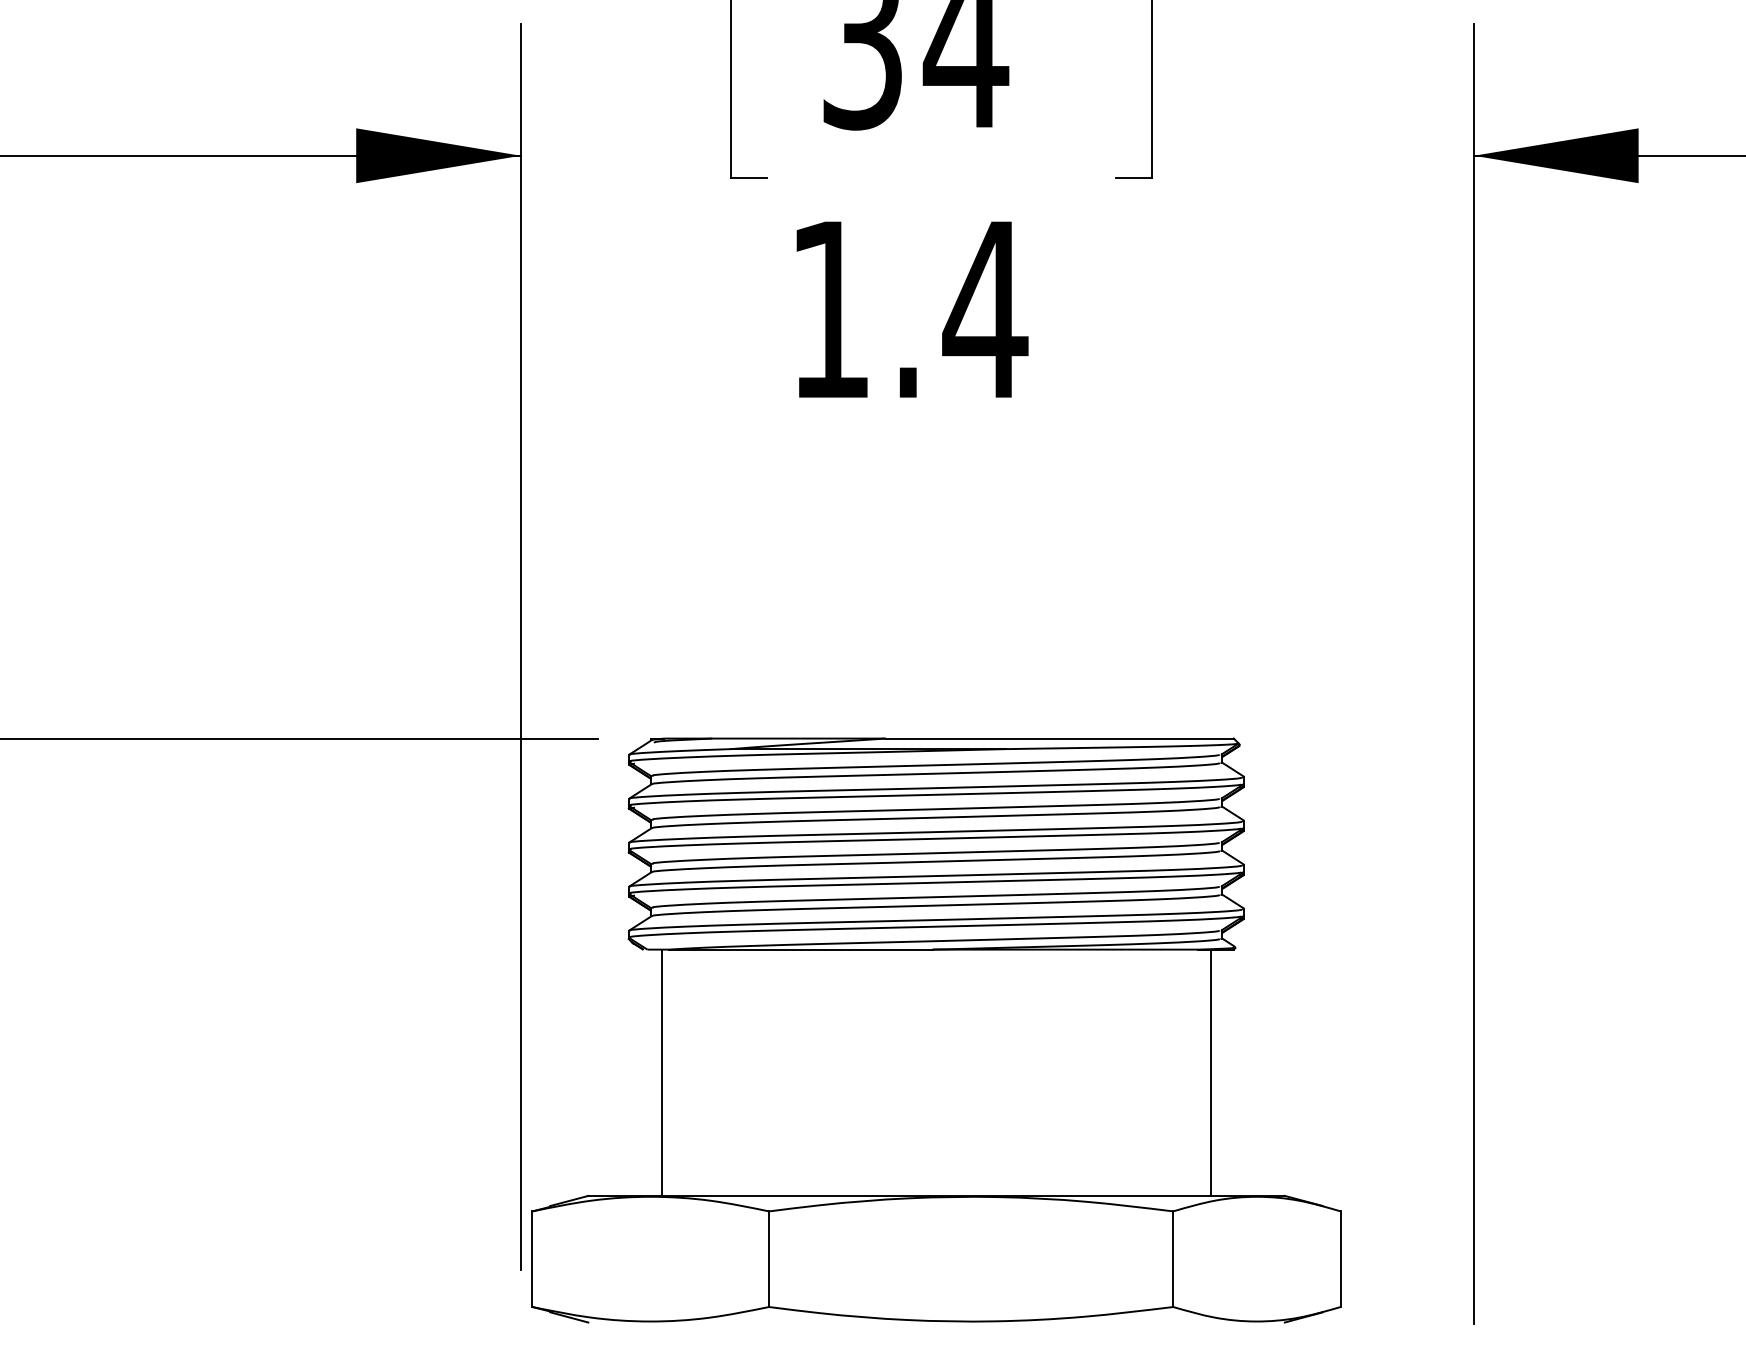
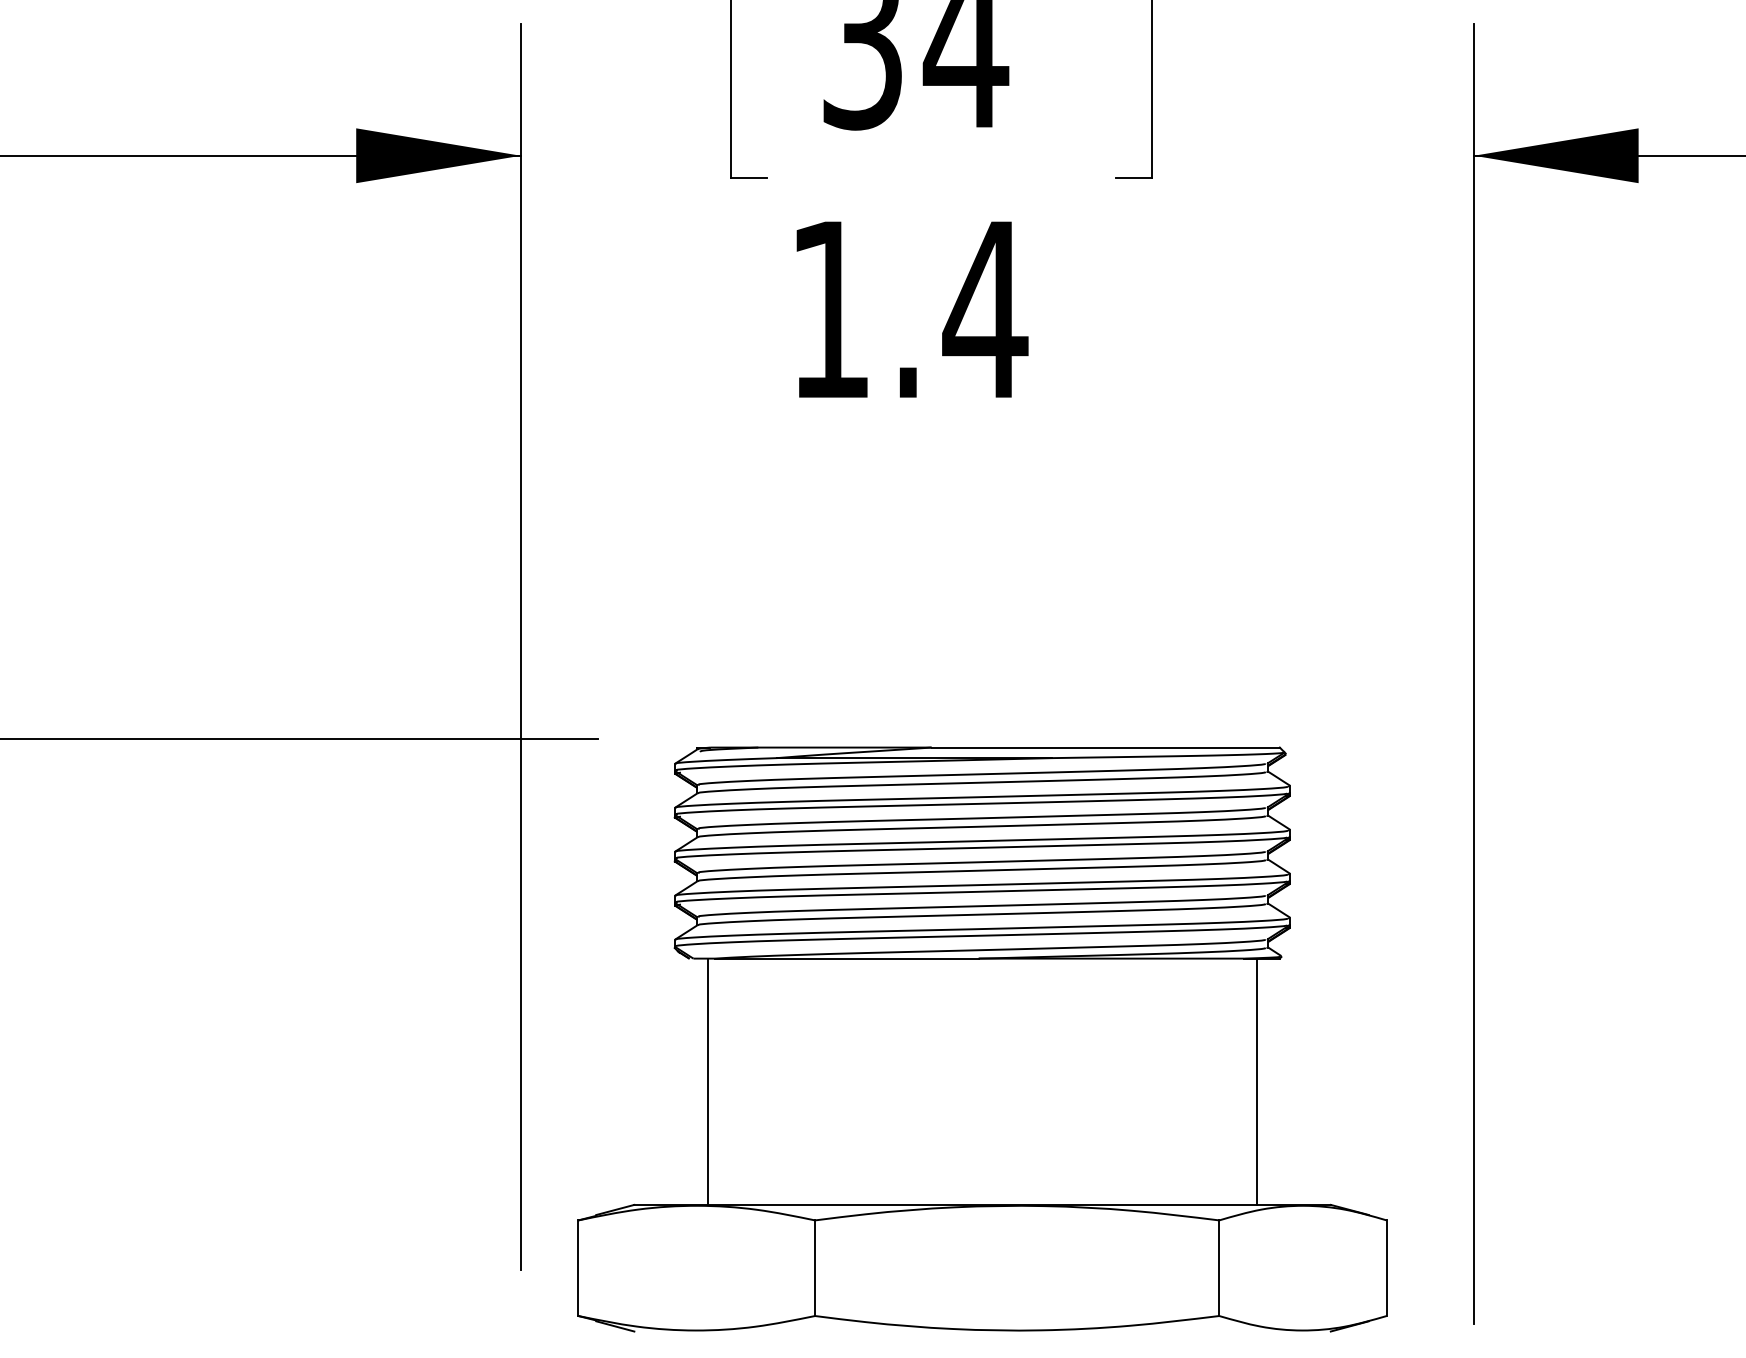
part position: (936, 1030) -> (982, 1039) (982, 1039)
